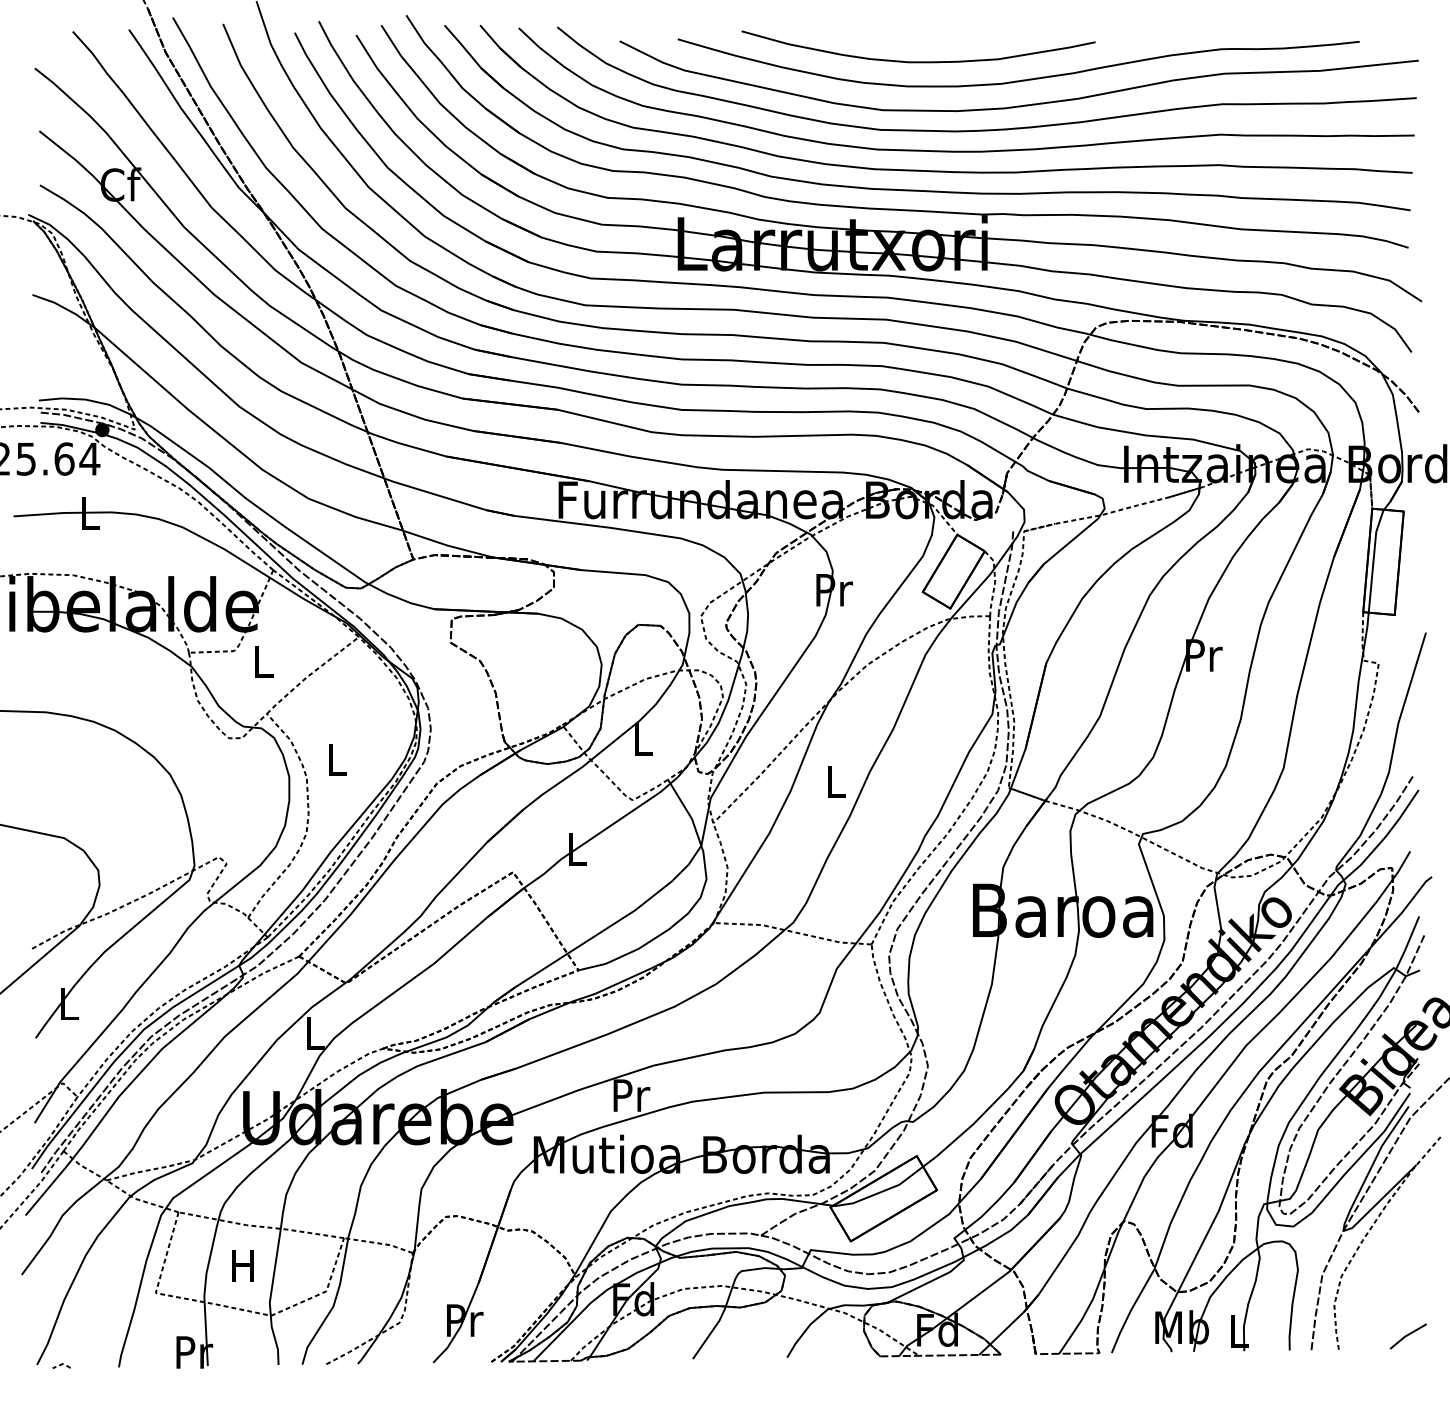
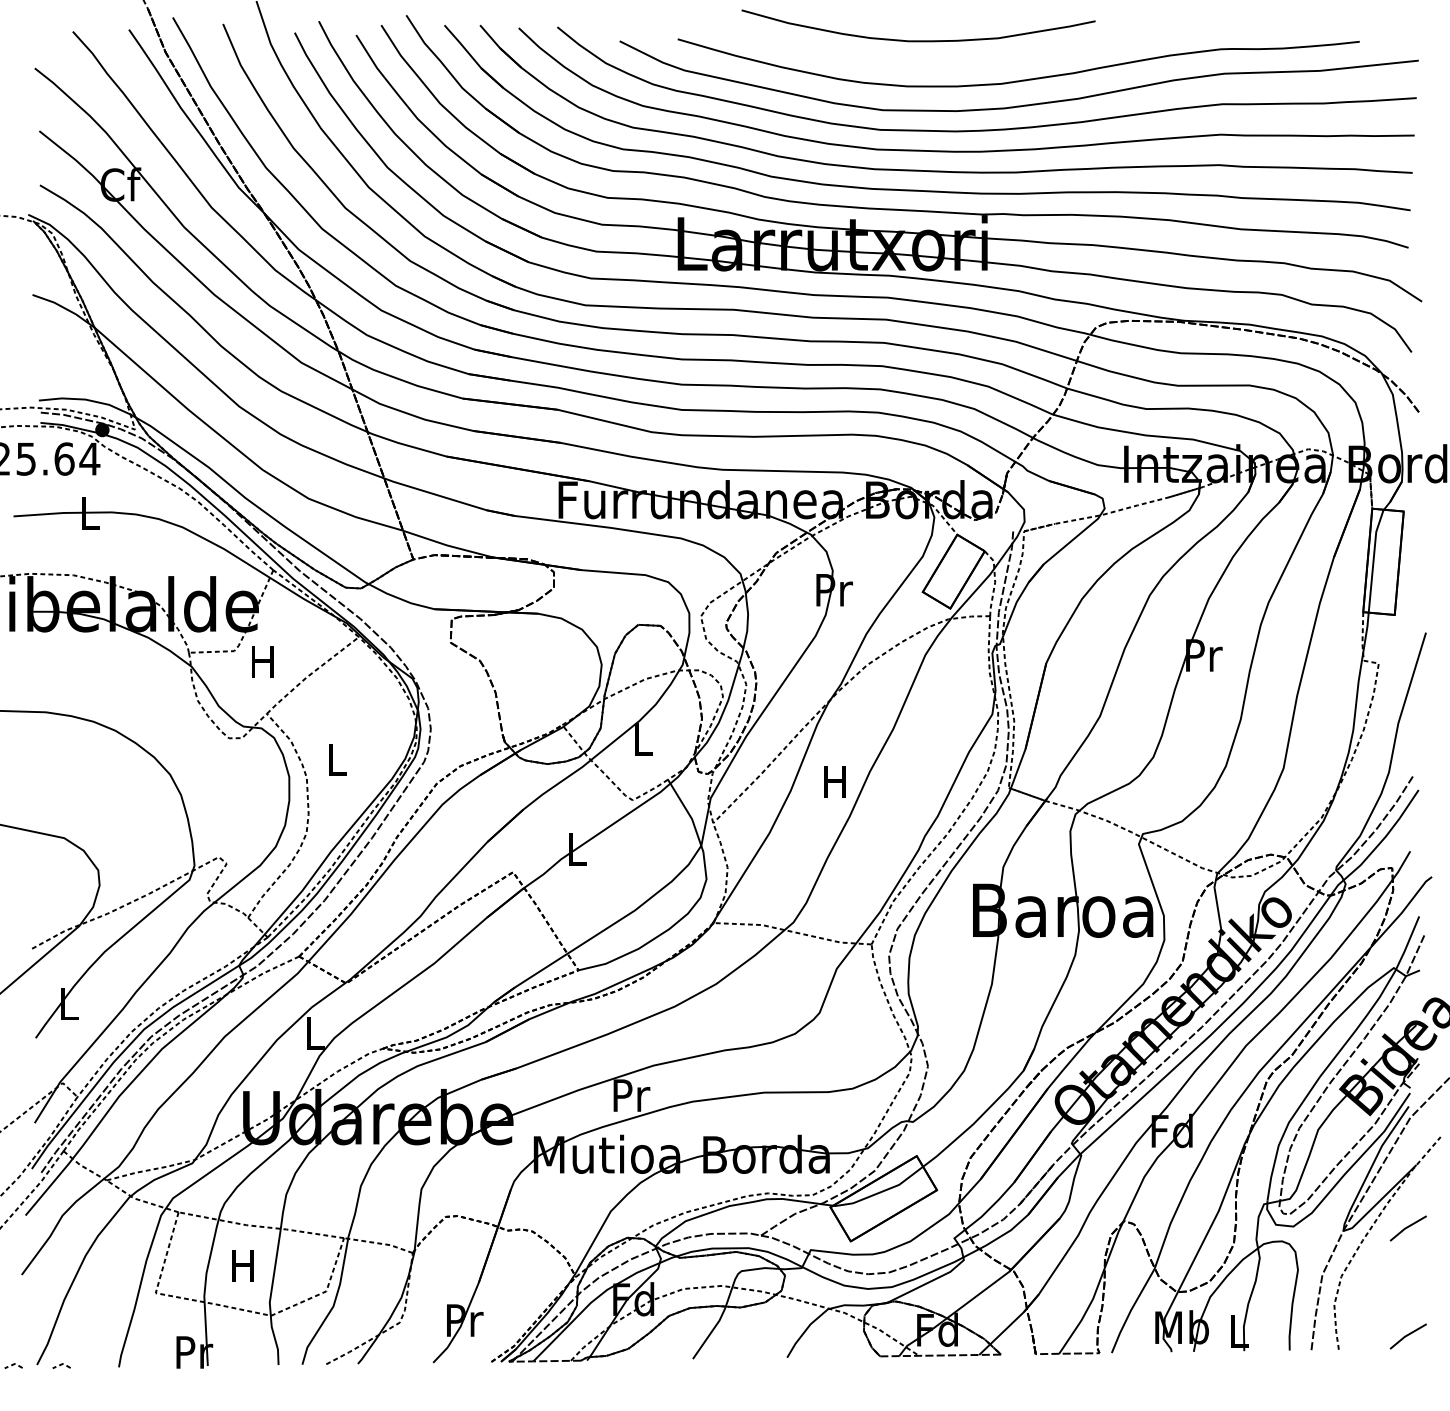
curve position: (918, 61) -> (918, 40) (918, 40)
text: L -> H (262, 661)
text: L -> H (834, 781)
line: none -> present (1407, 1228)
line: none -> present (13, 1365)
